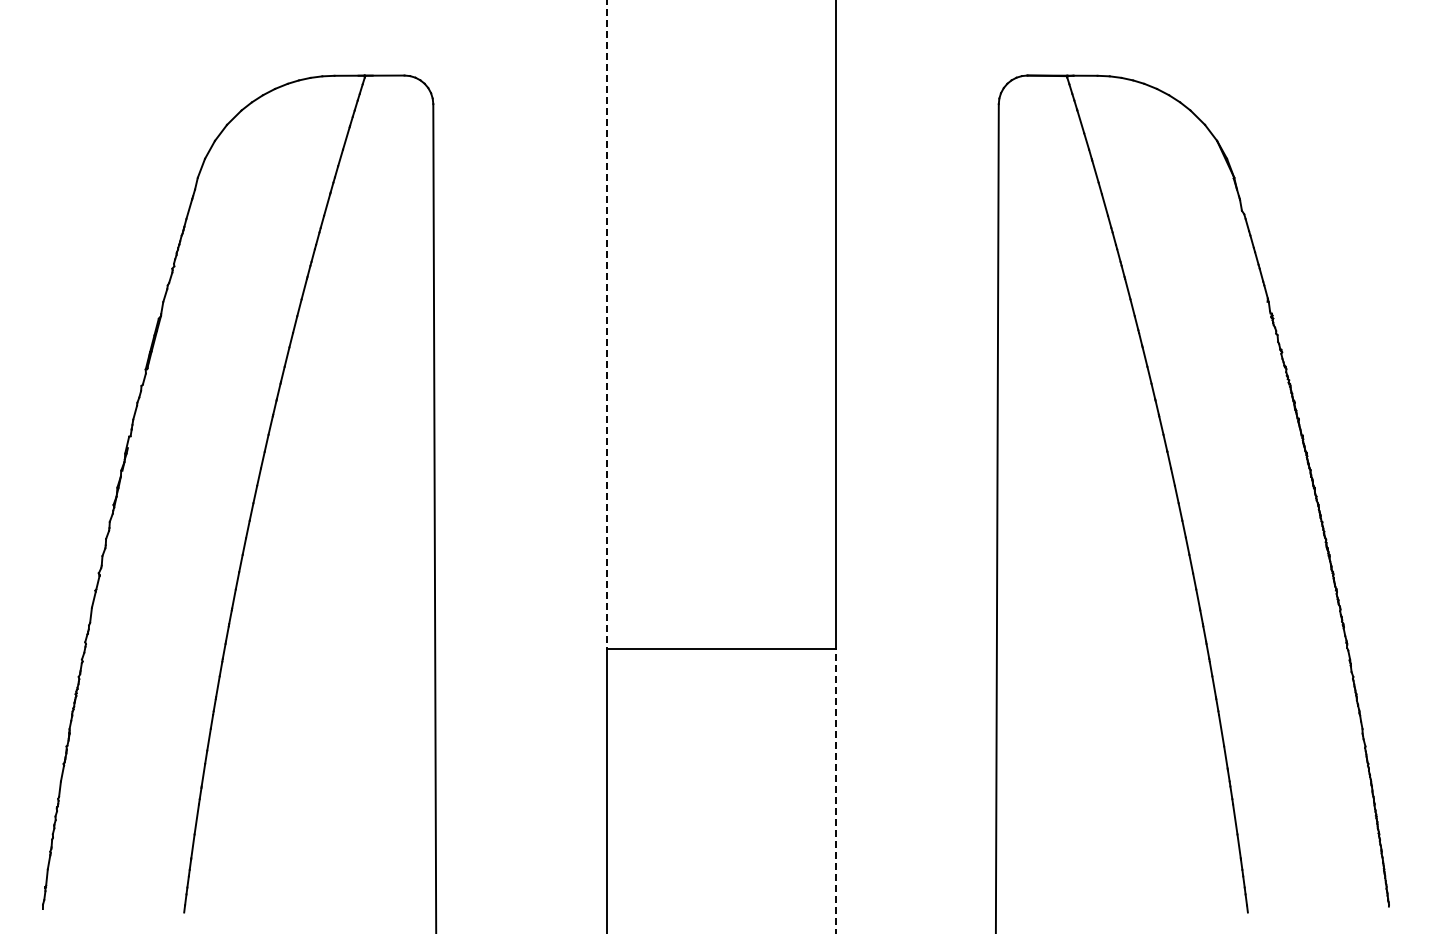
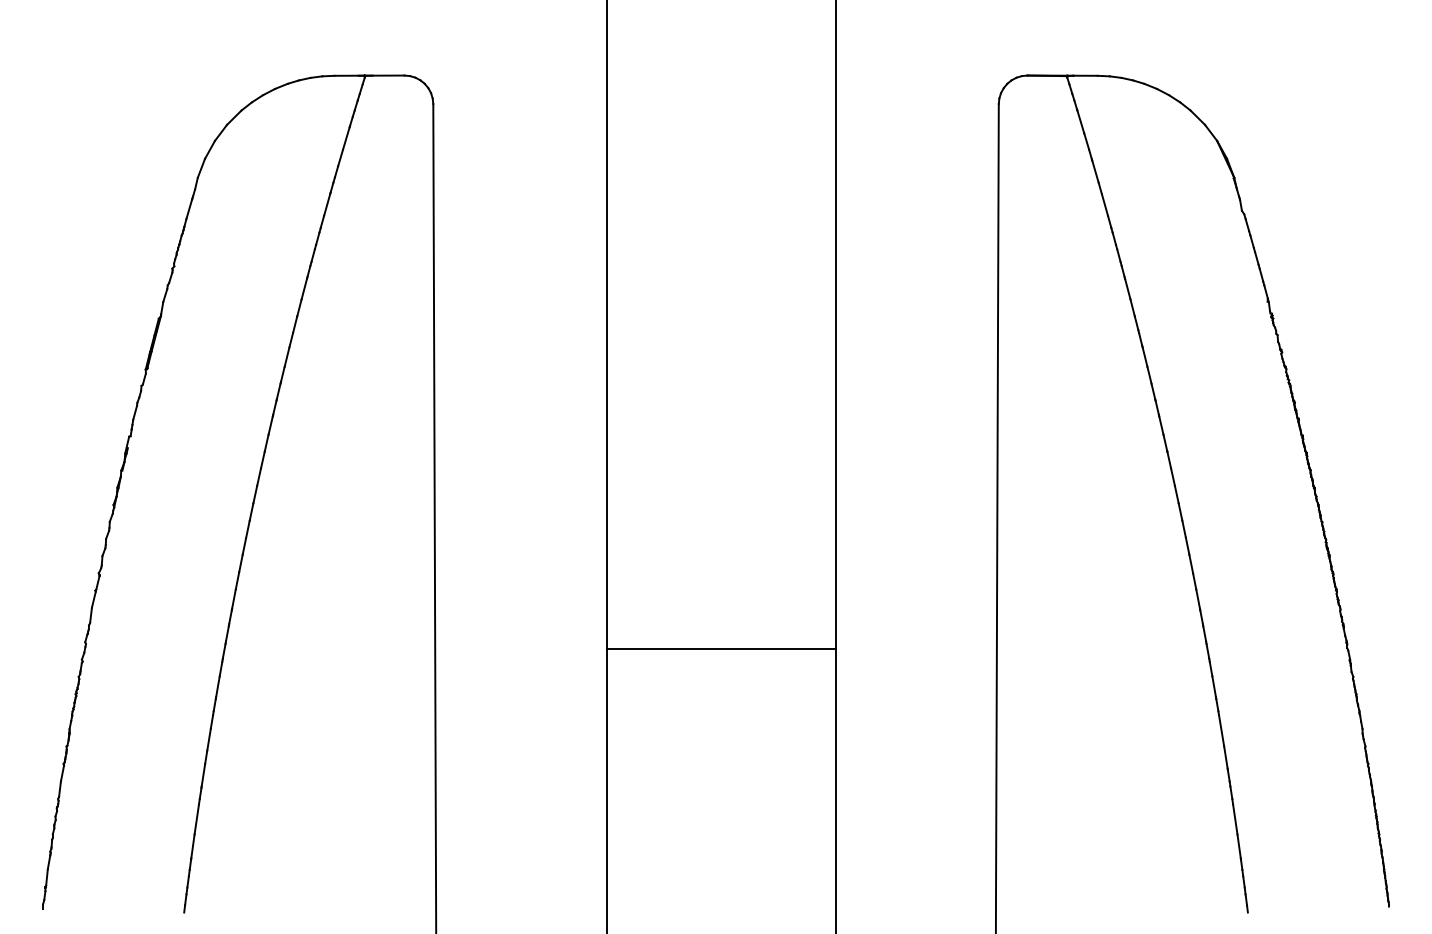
line: dashed -> solid (607, 325)
line: dashed -> solid (836, 790)
